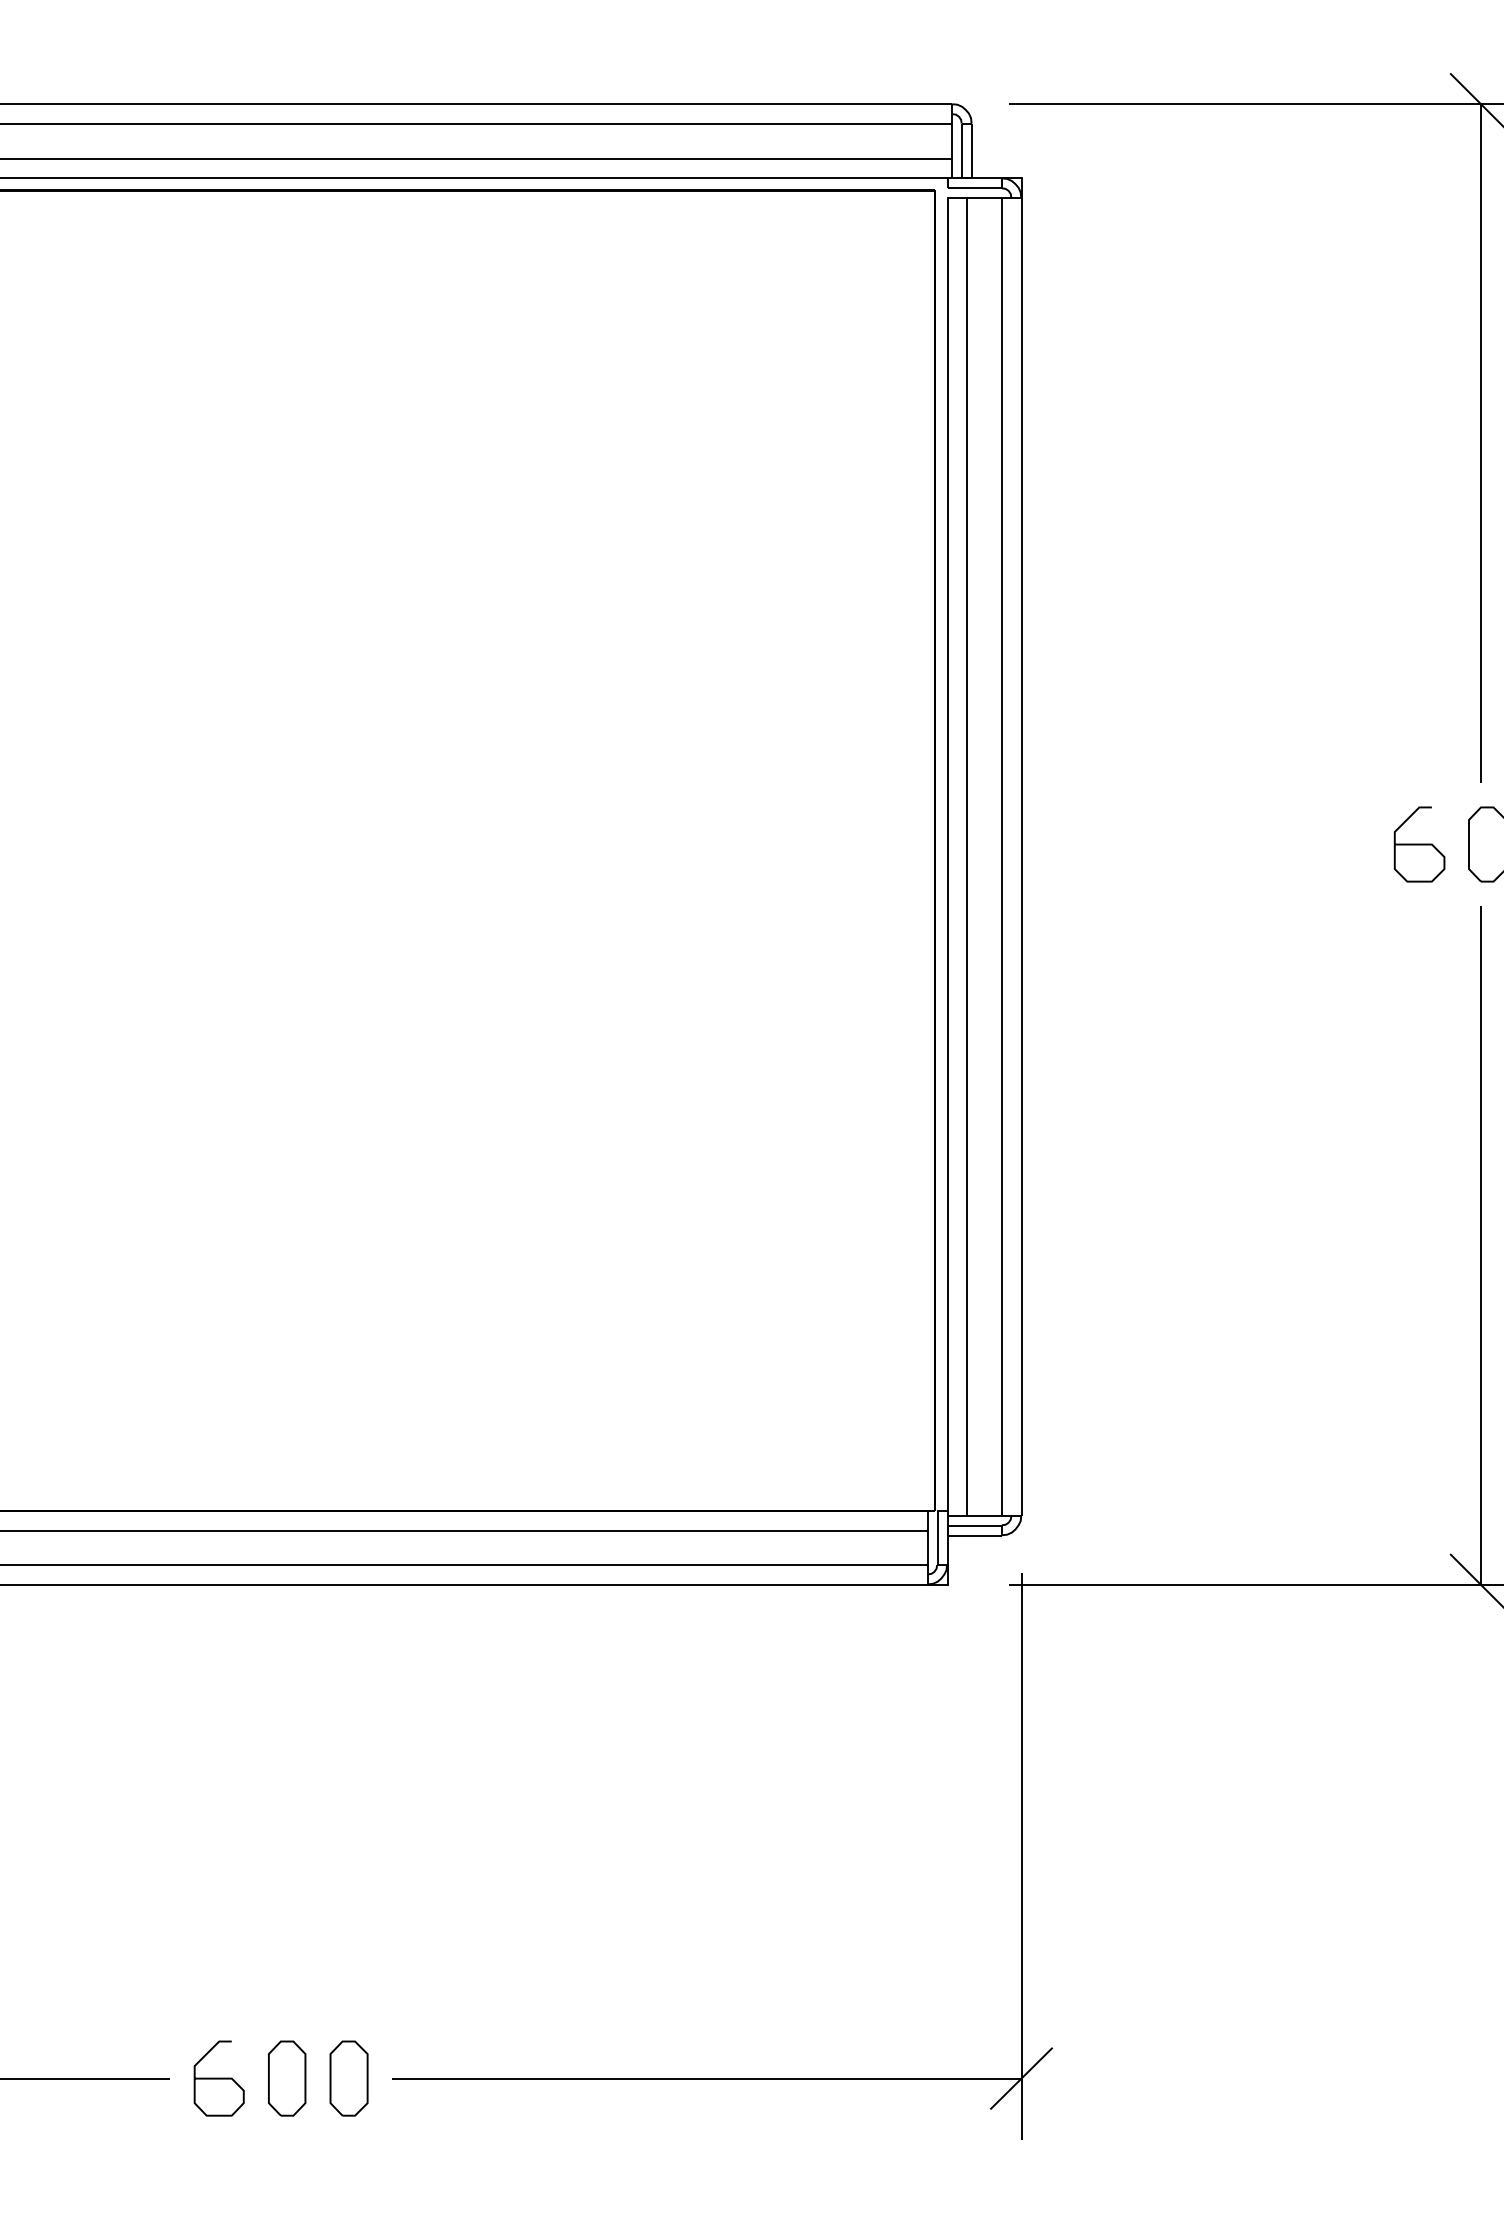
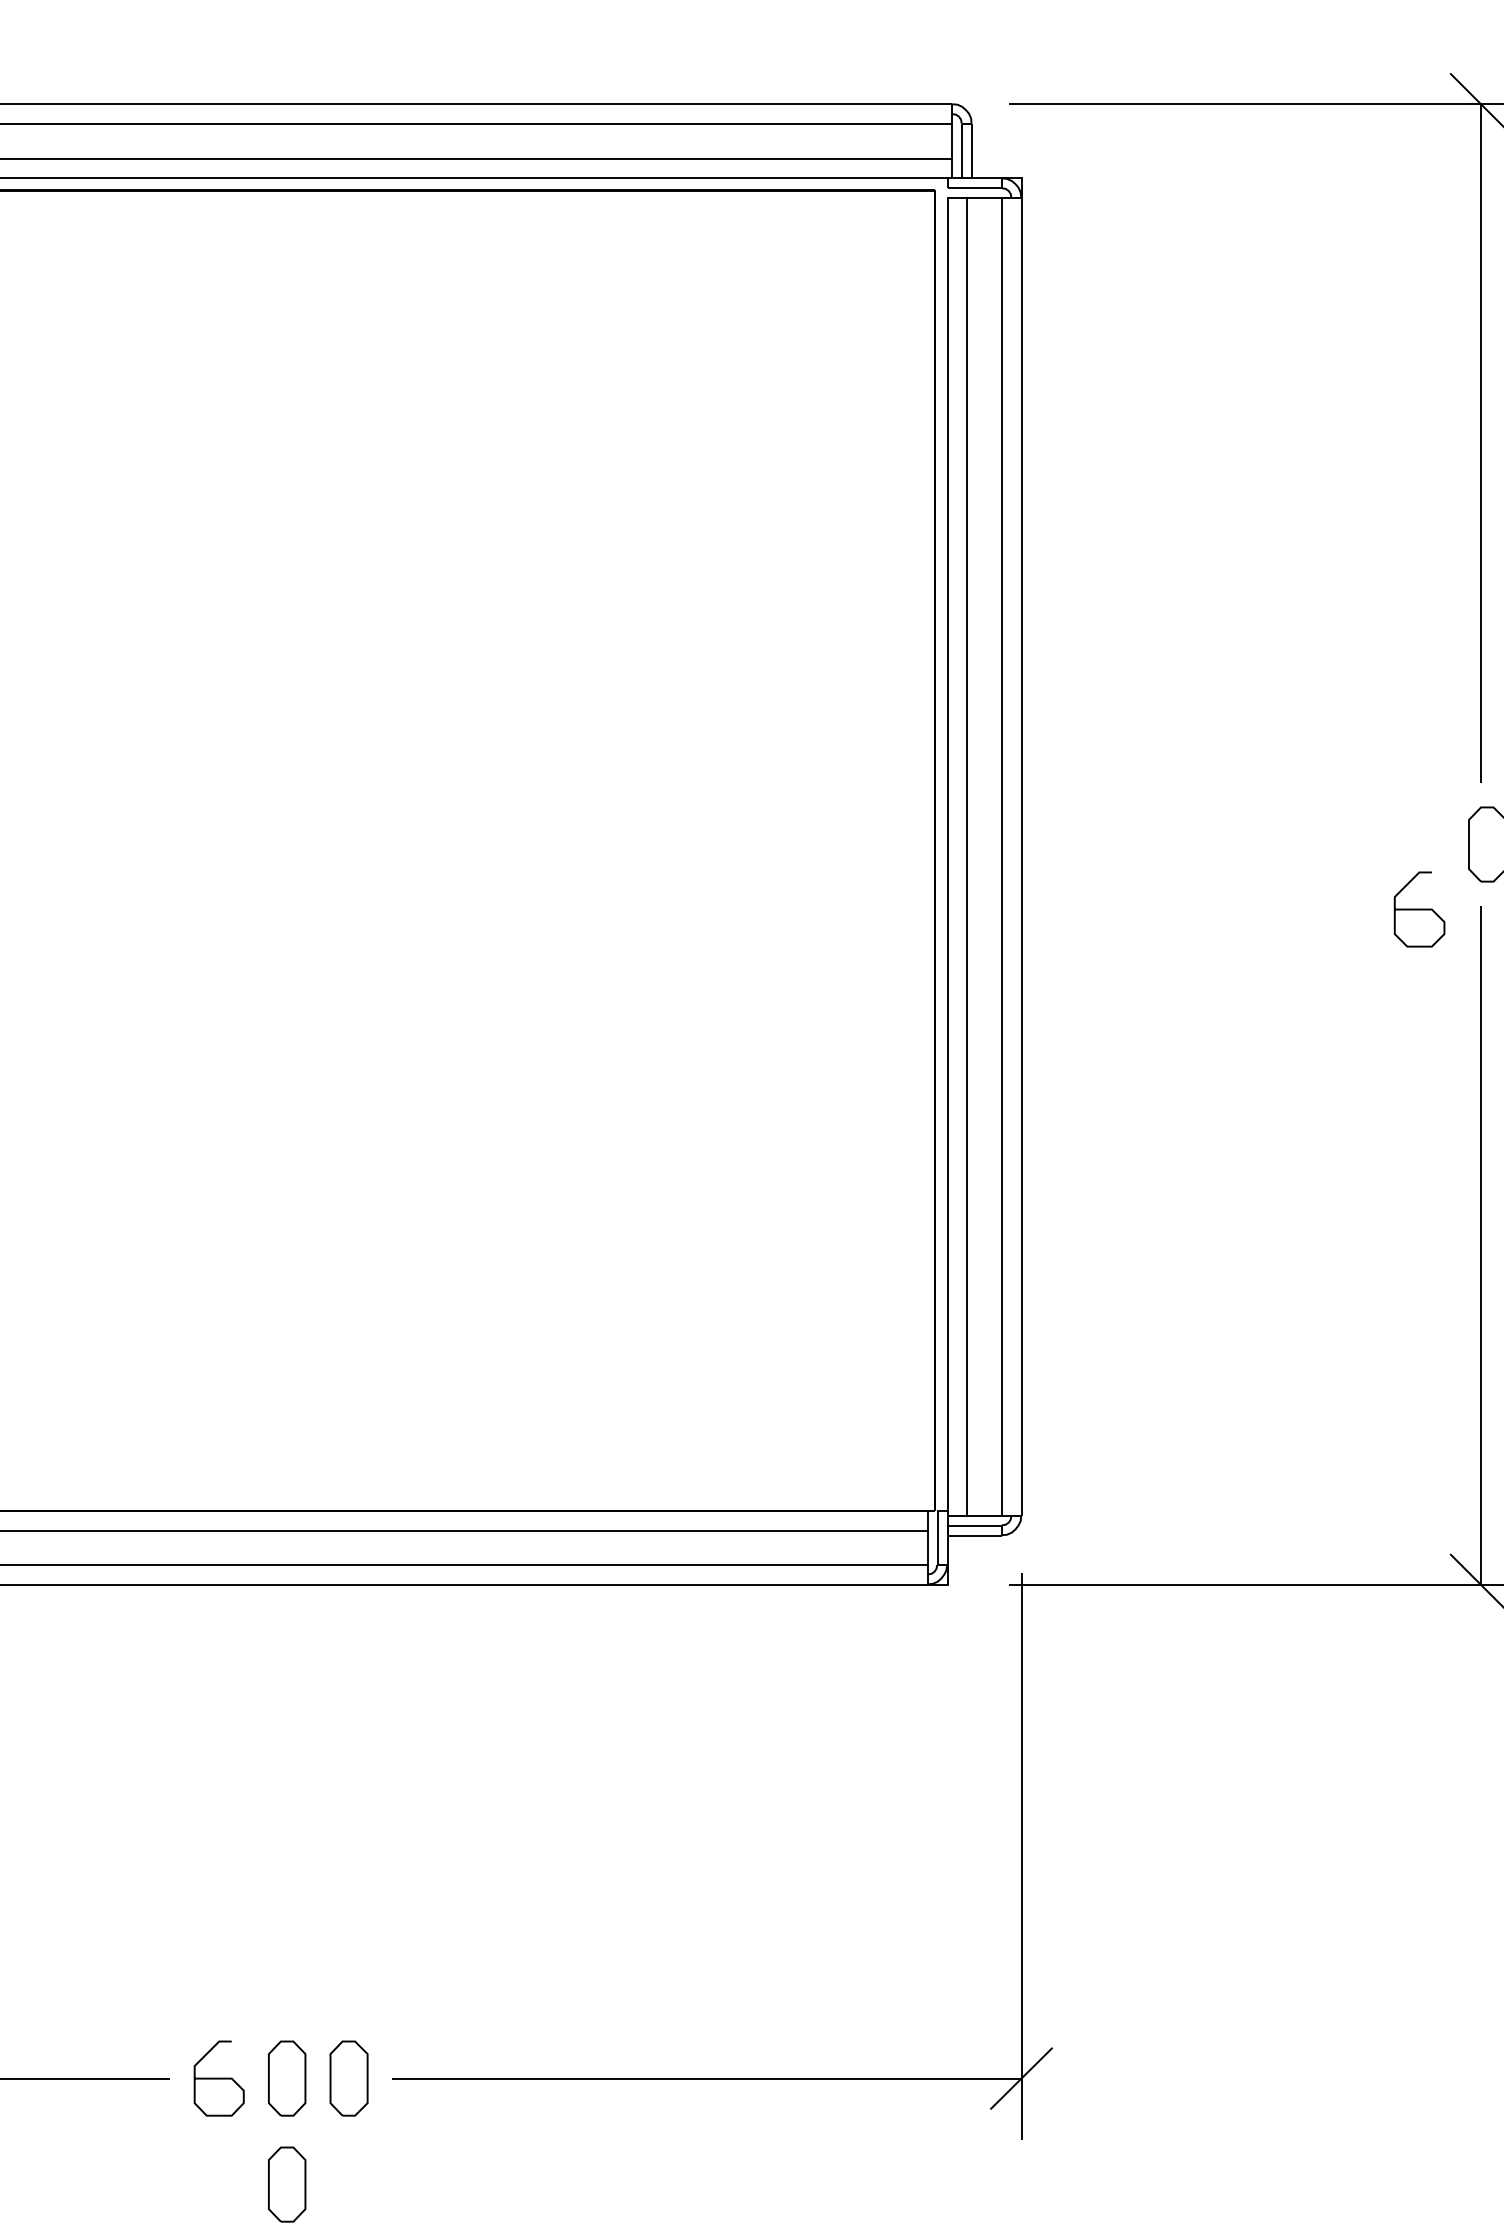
curve position: (1419, 844) -> (1419, 909) (1419, 909)
part: none -> present (287, 2184)
